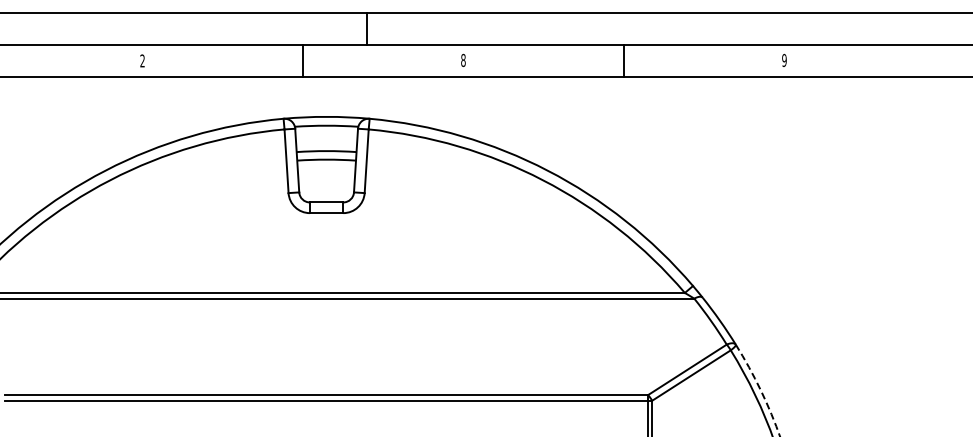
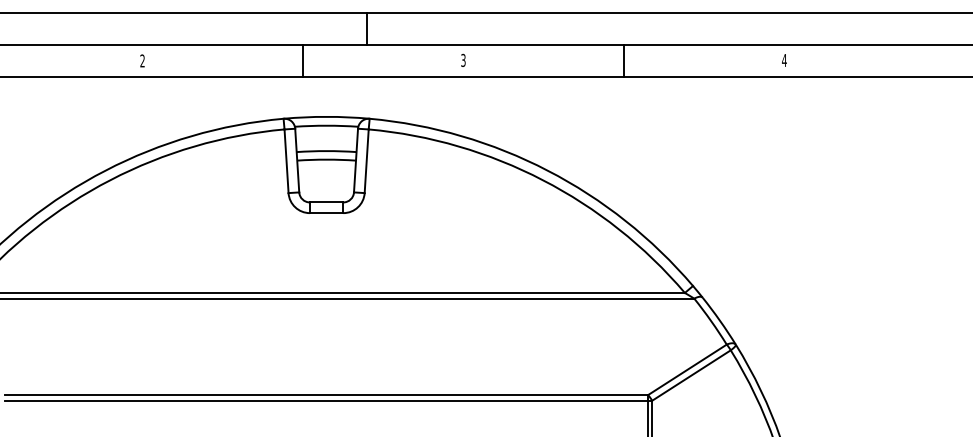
text: 9 -> 4 (784, 59)
text: 8 -> 3 (463, 60)
arc: dashed -> solid (760, 388)
